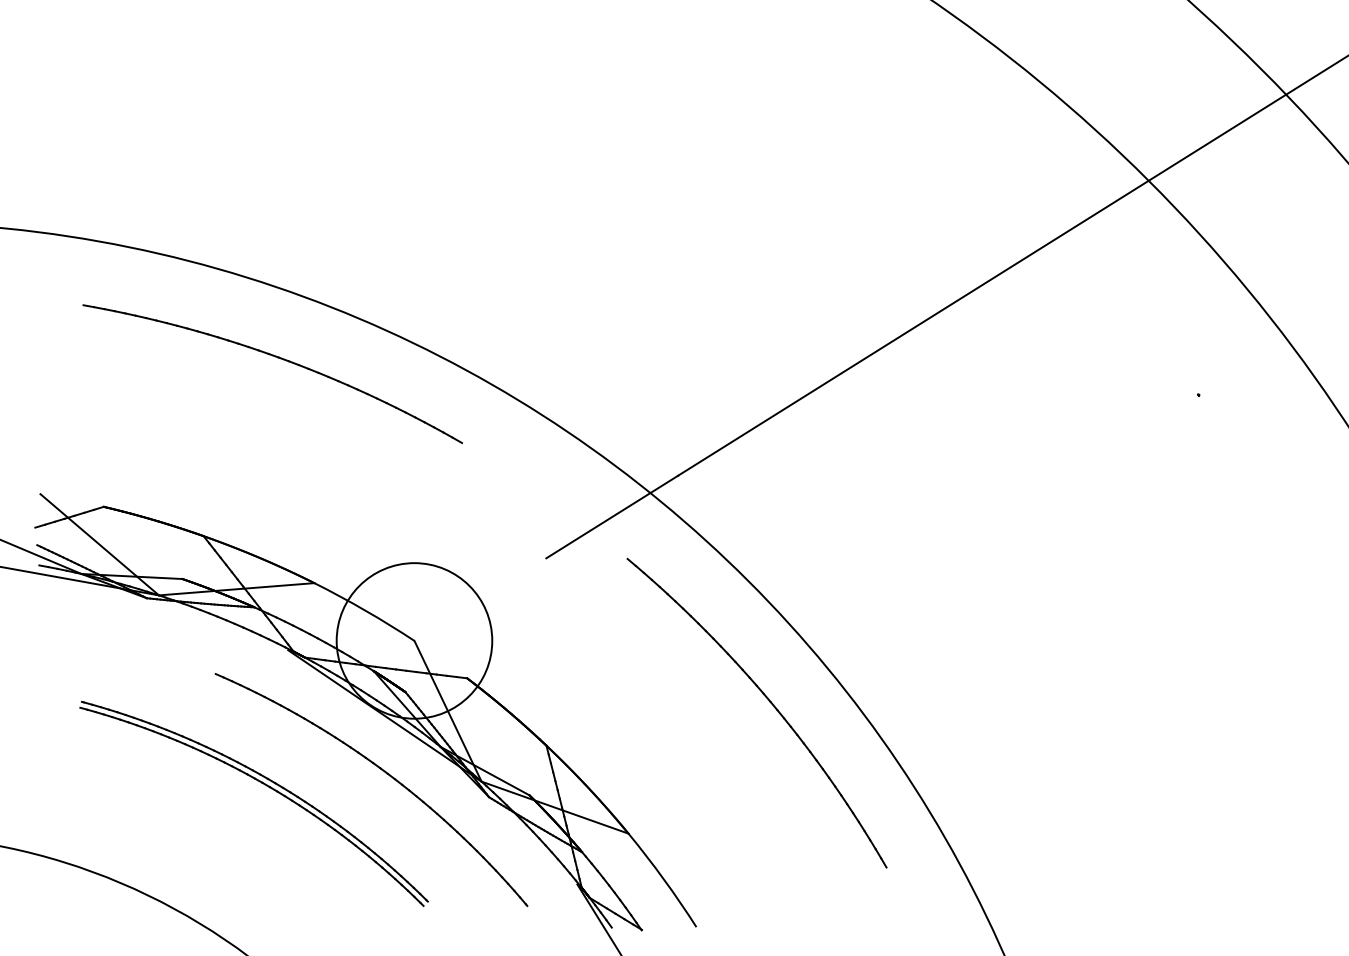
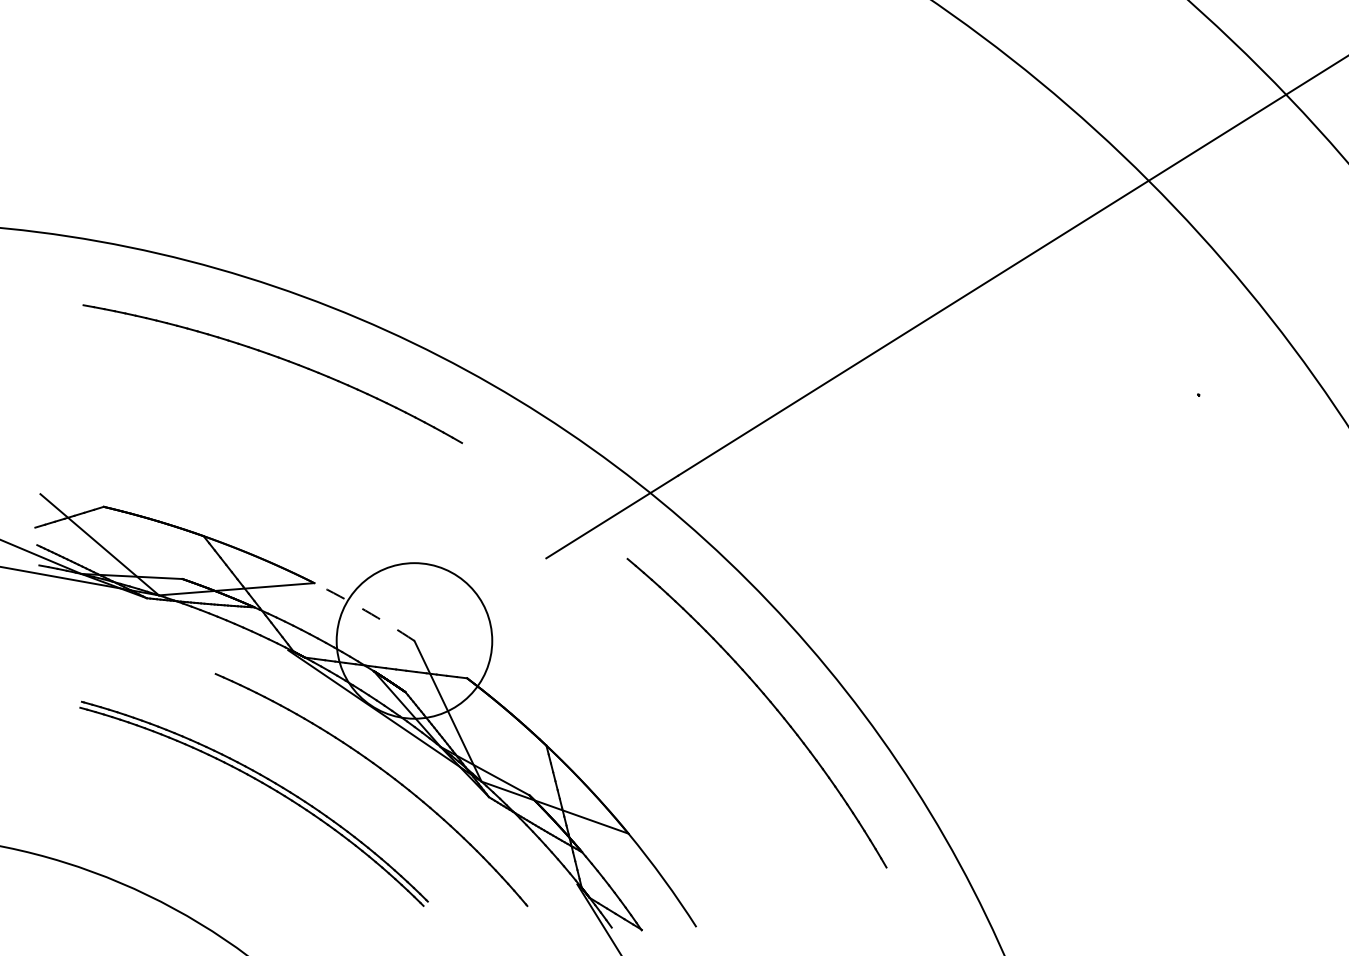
arc: solid -> dashed (365, 610)
